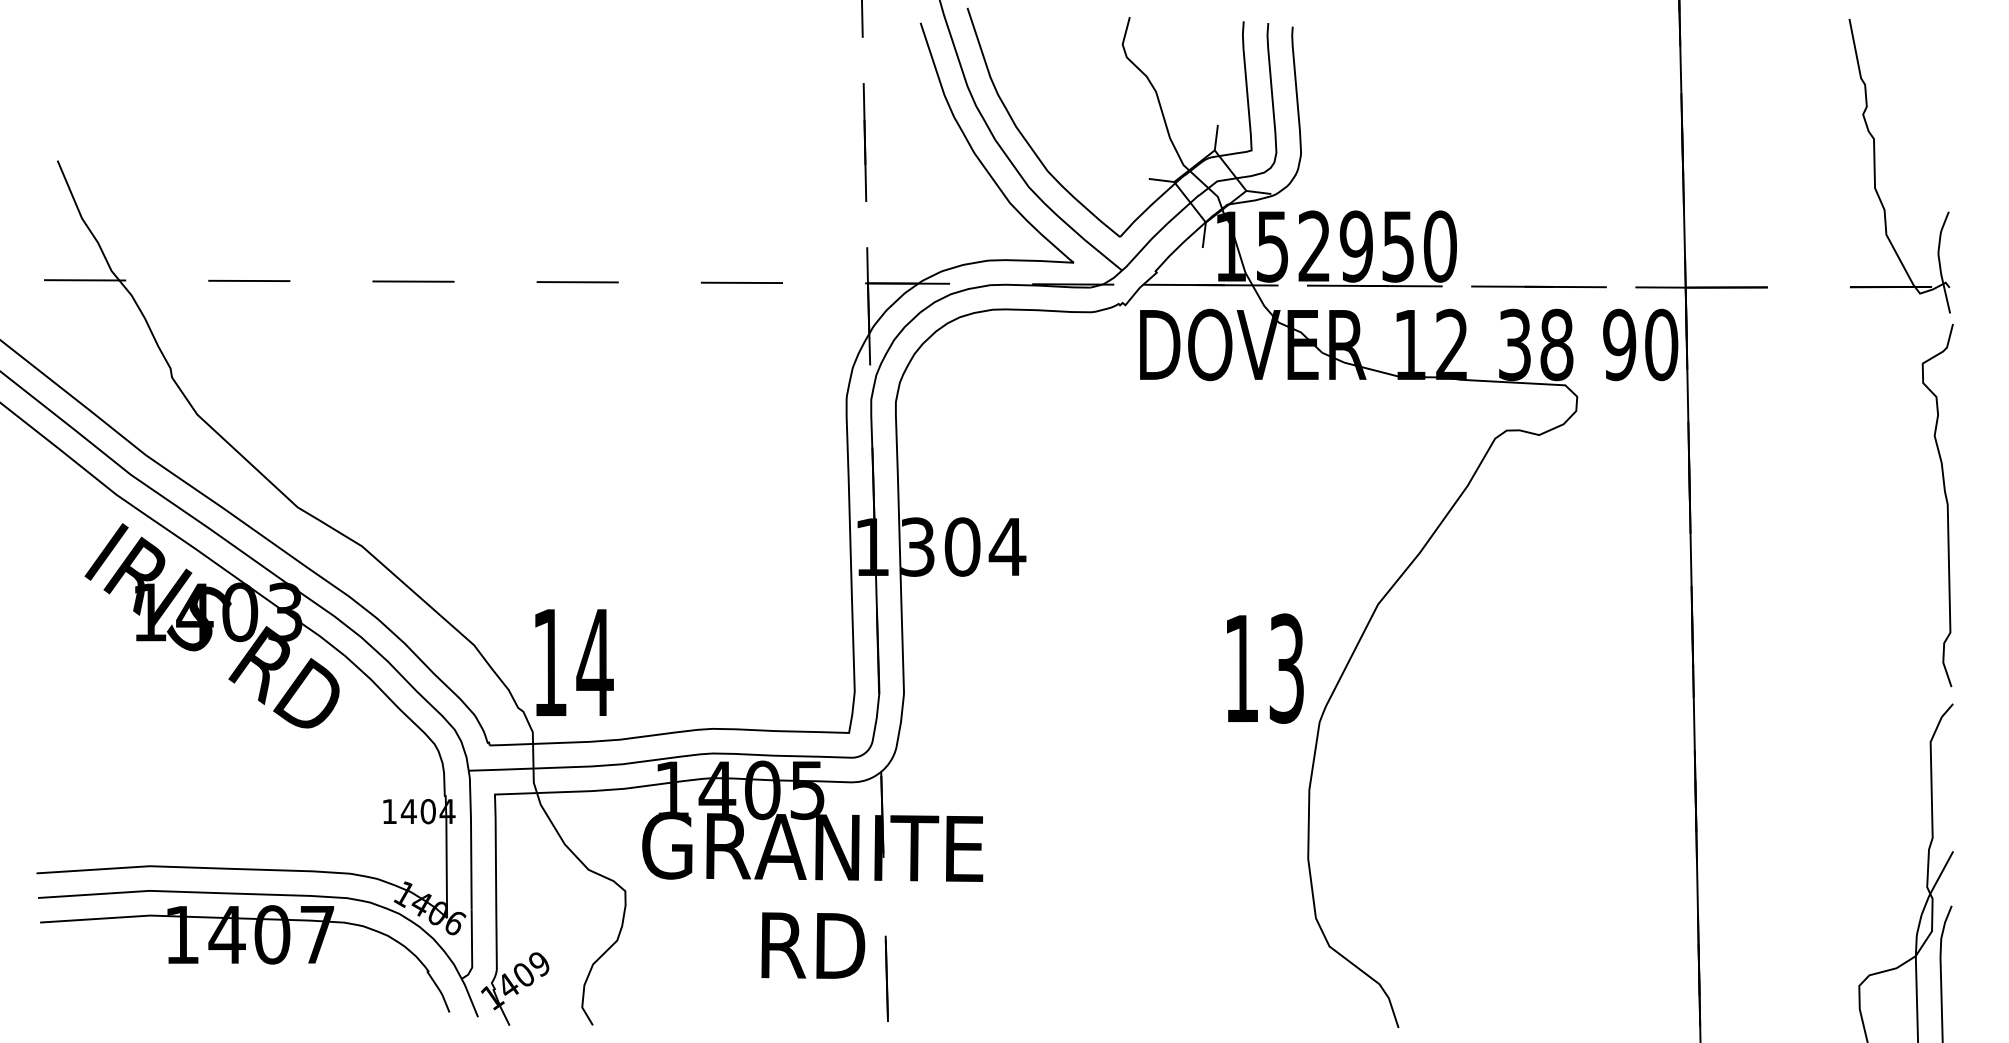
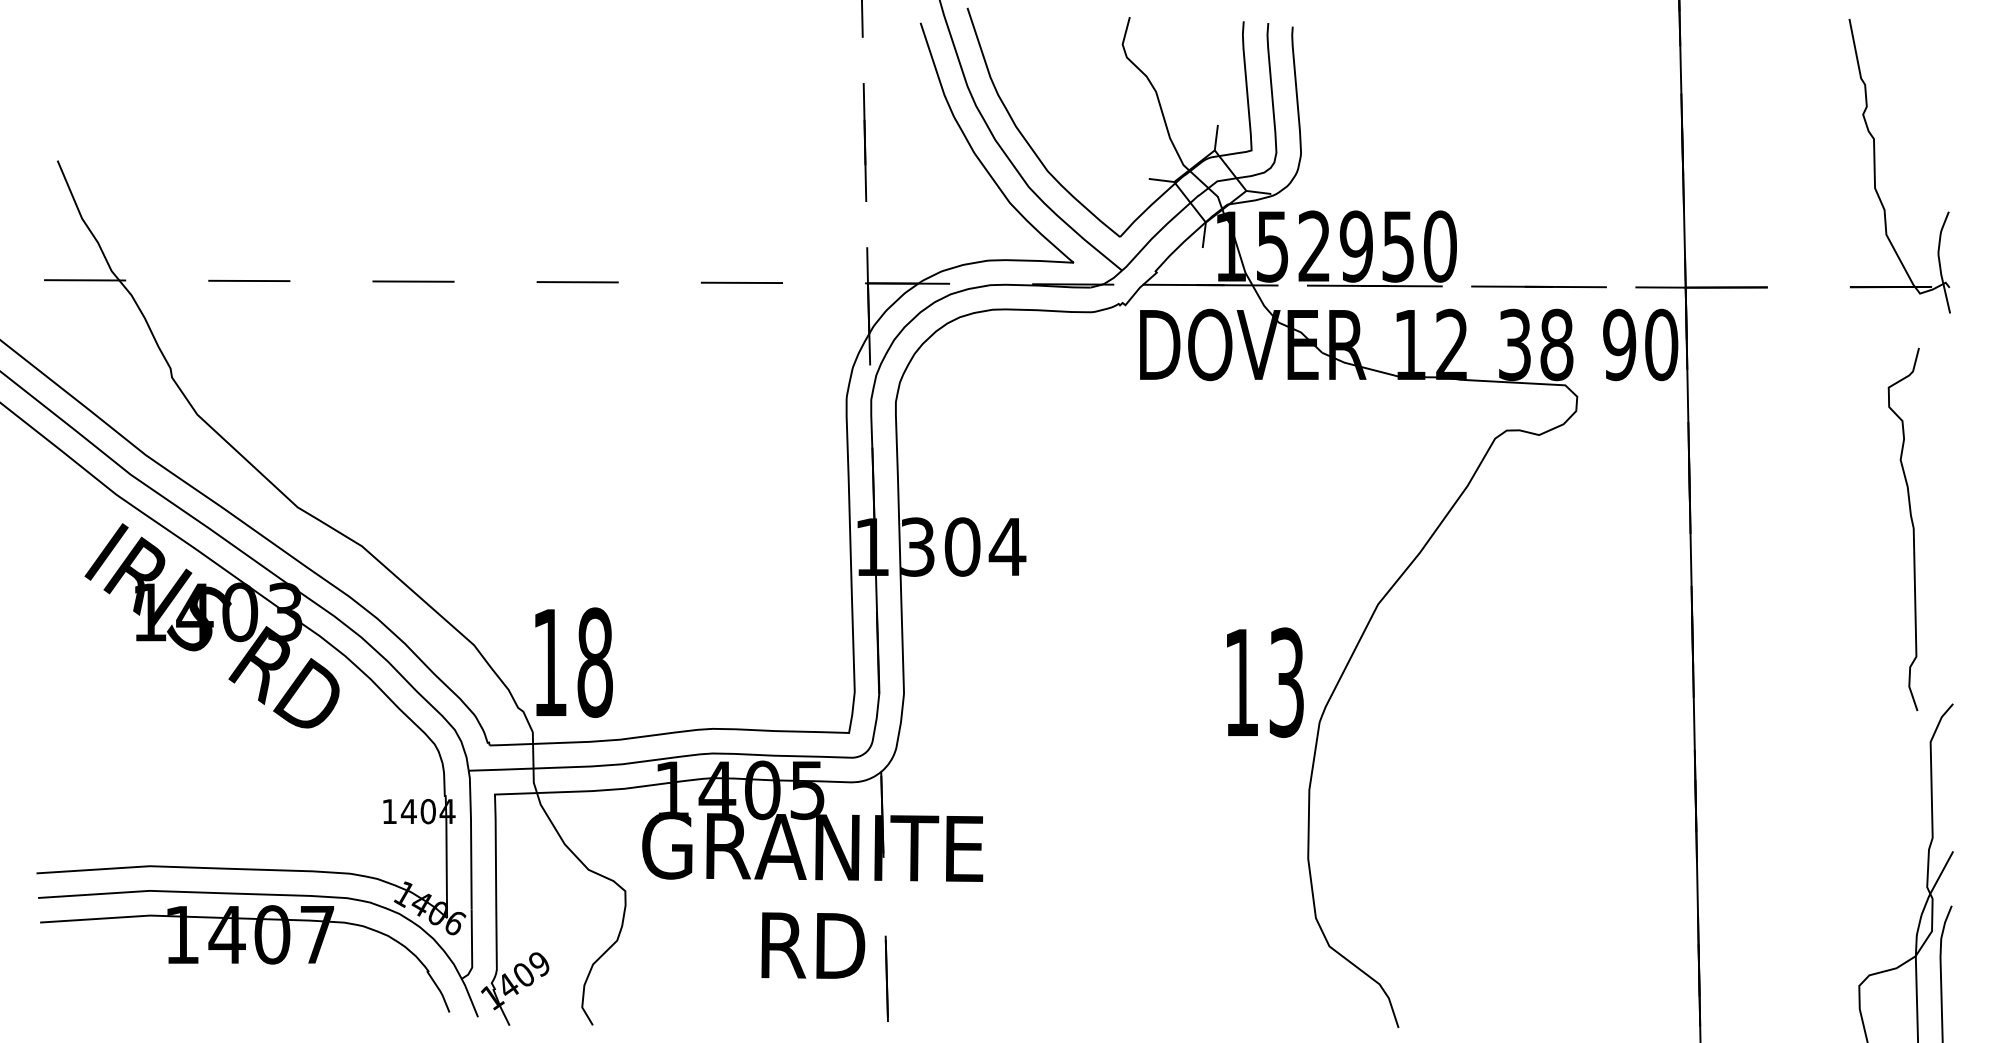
curve position: (1946, 505) -> (1912, 529) (1912, 529)
text: 14 -> 18 (594, 662)
text position: (1265, 668) -> (1265, 682) (1265, 682)
